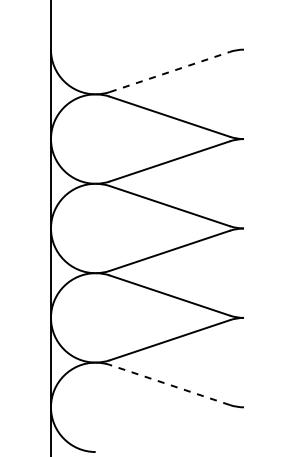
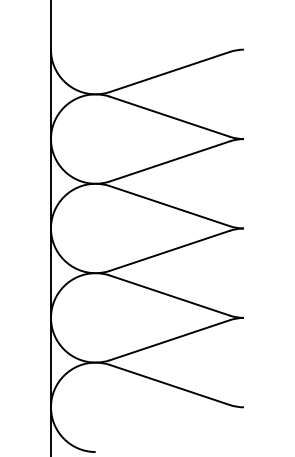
line: dashed -> solid (170, 71)
line: dashed -> solid (169, 384)
